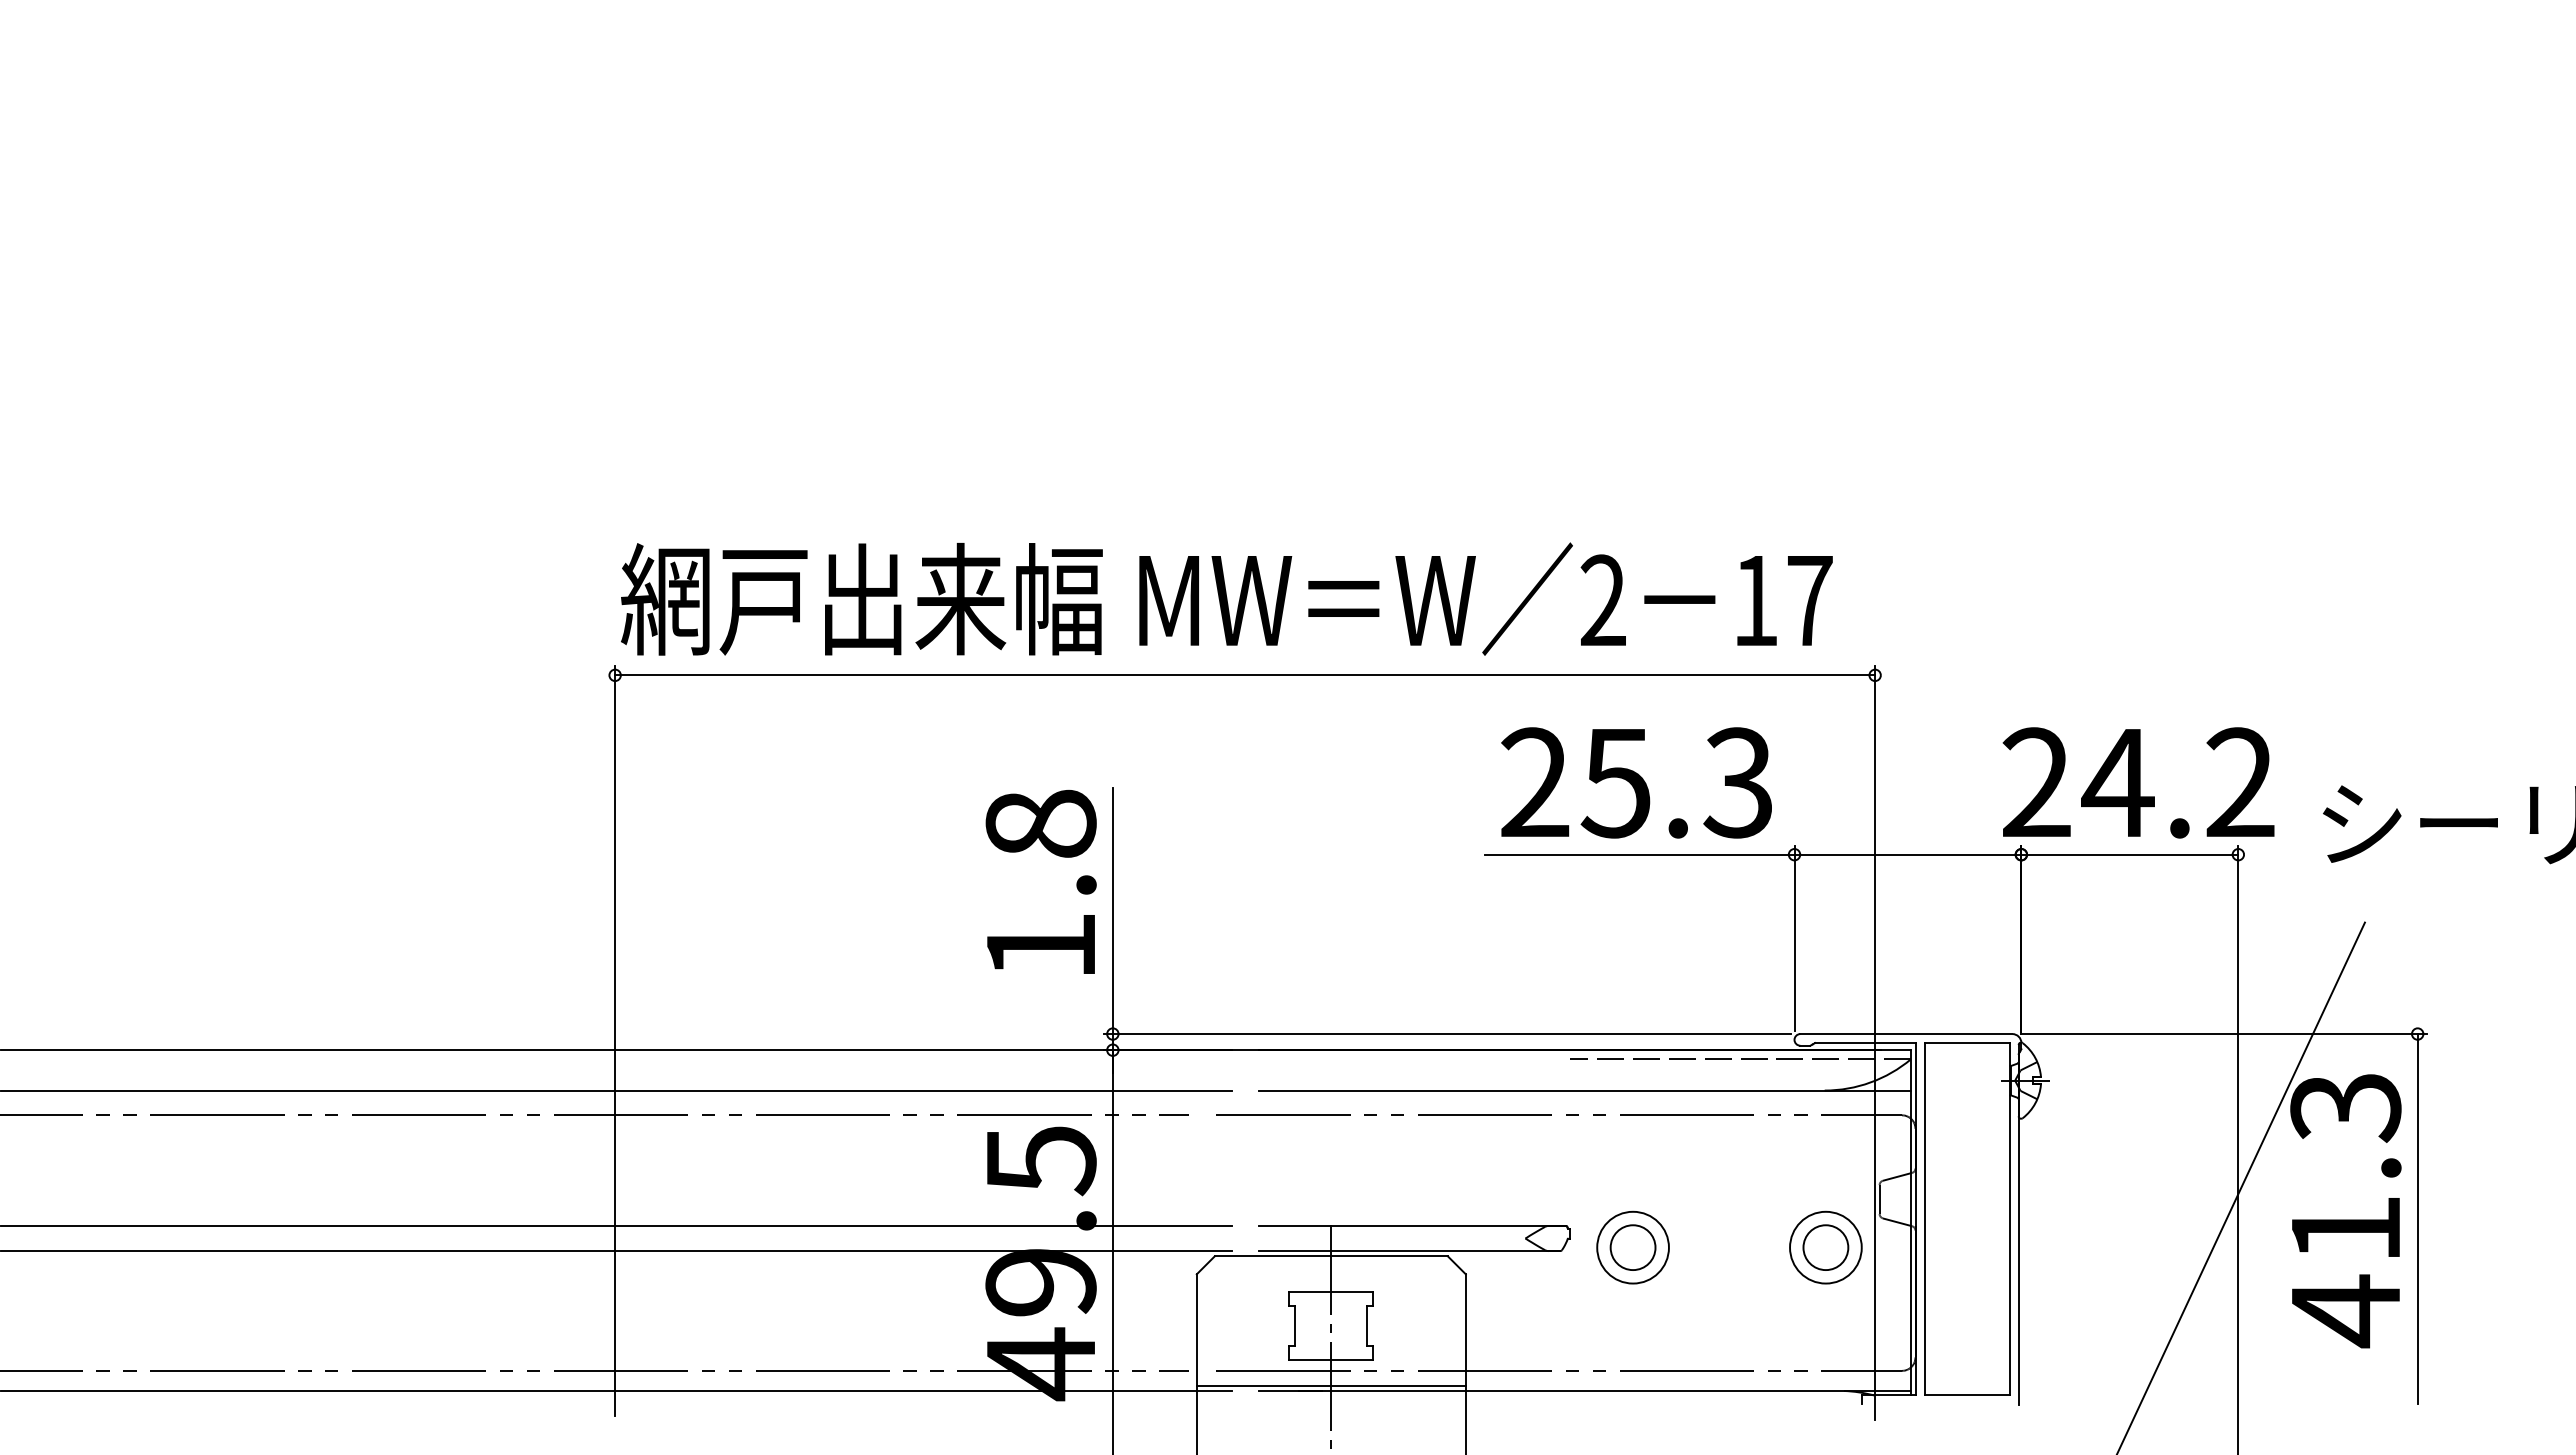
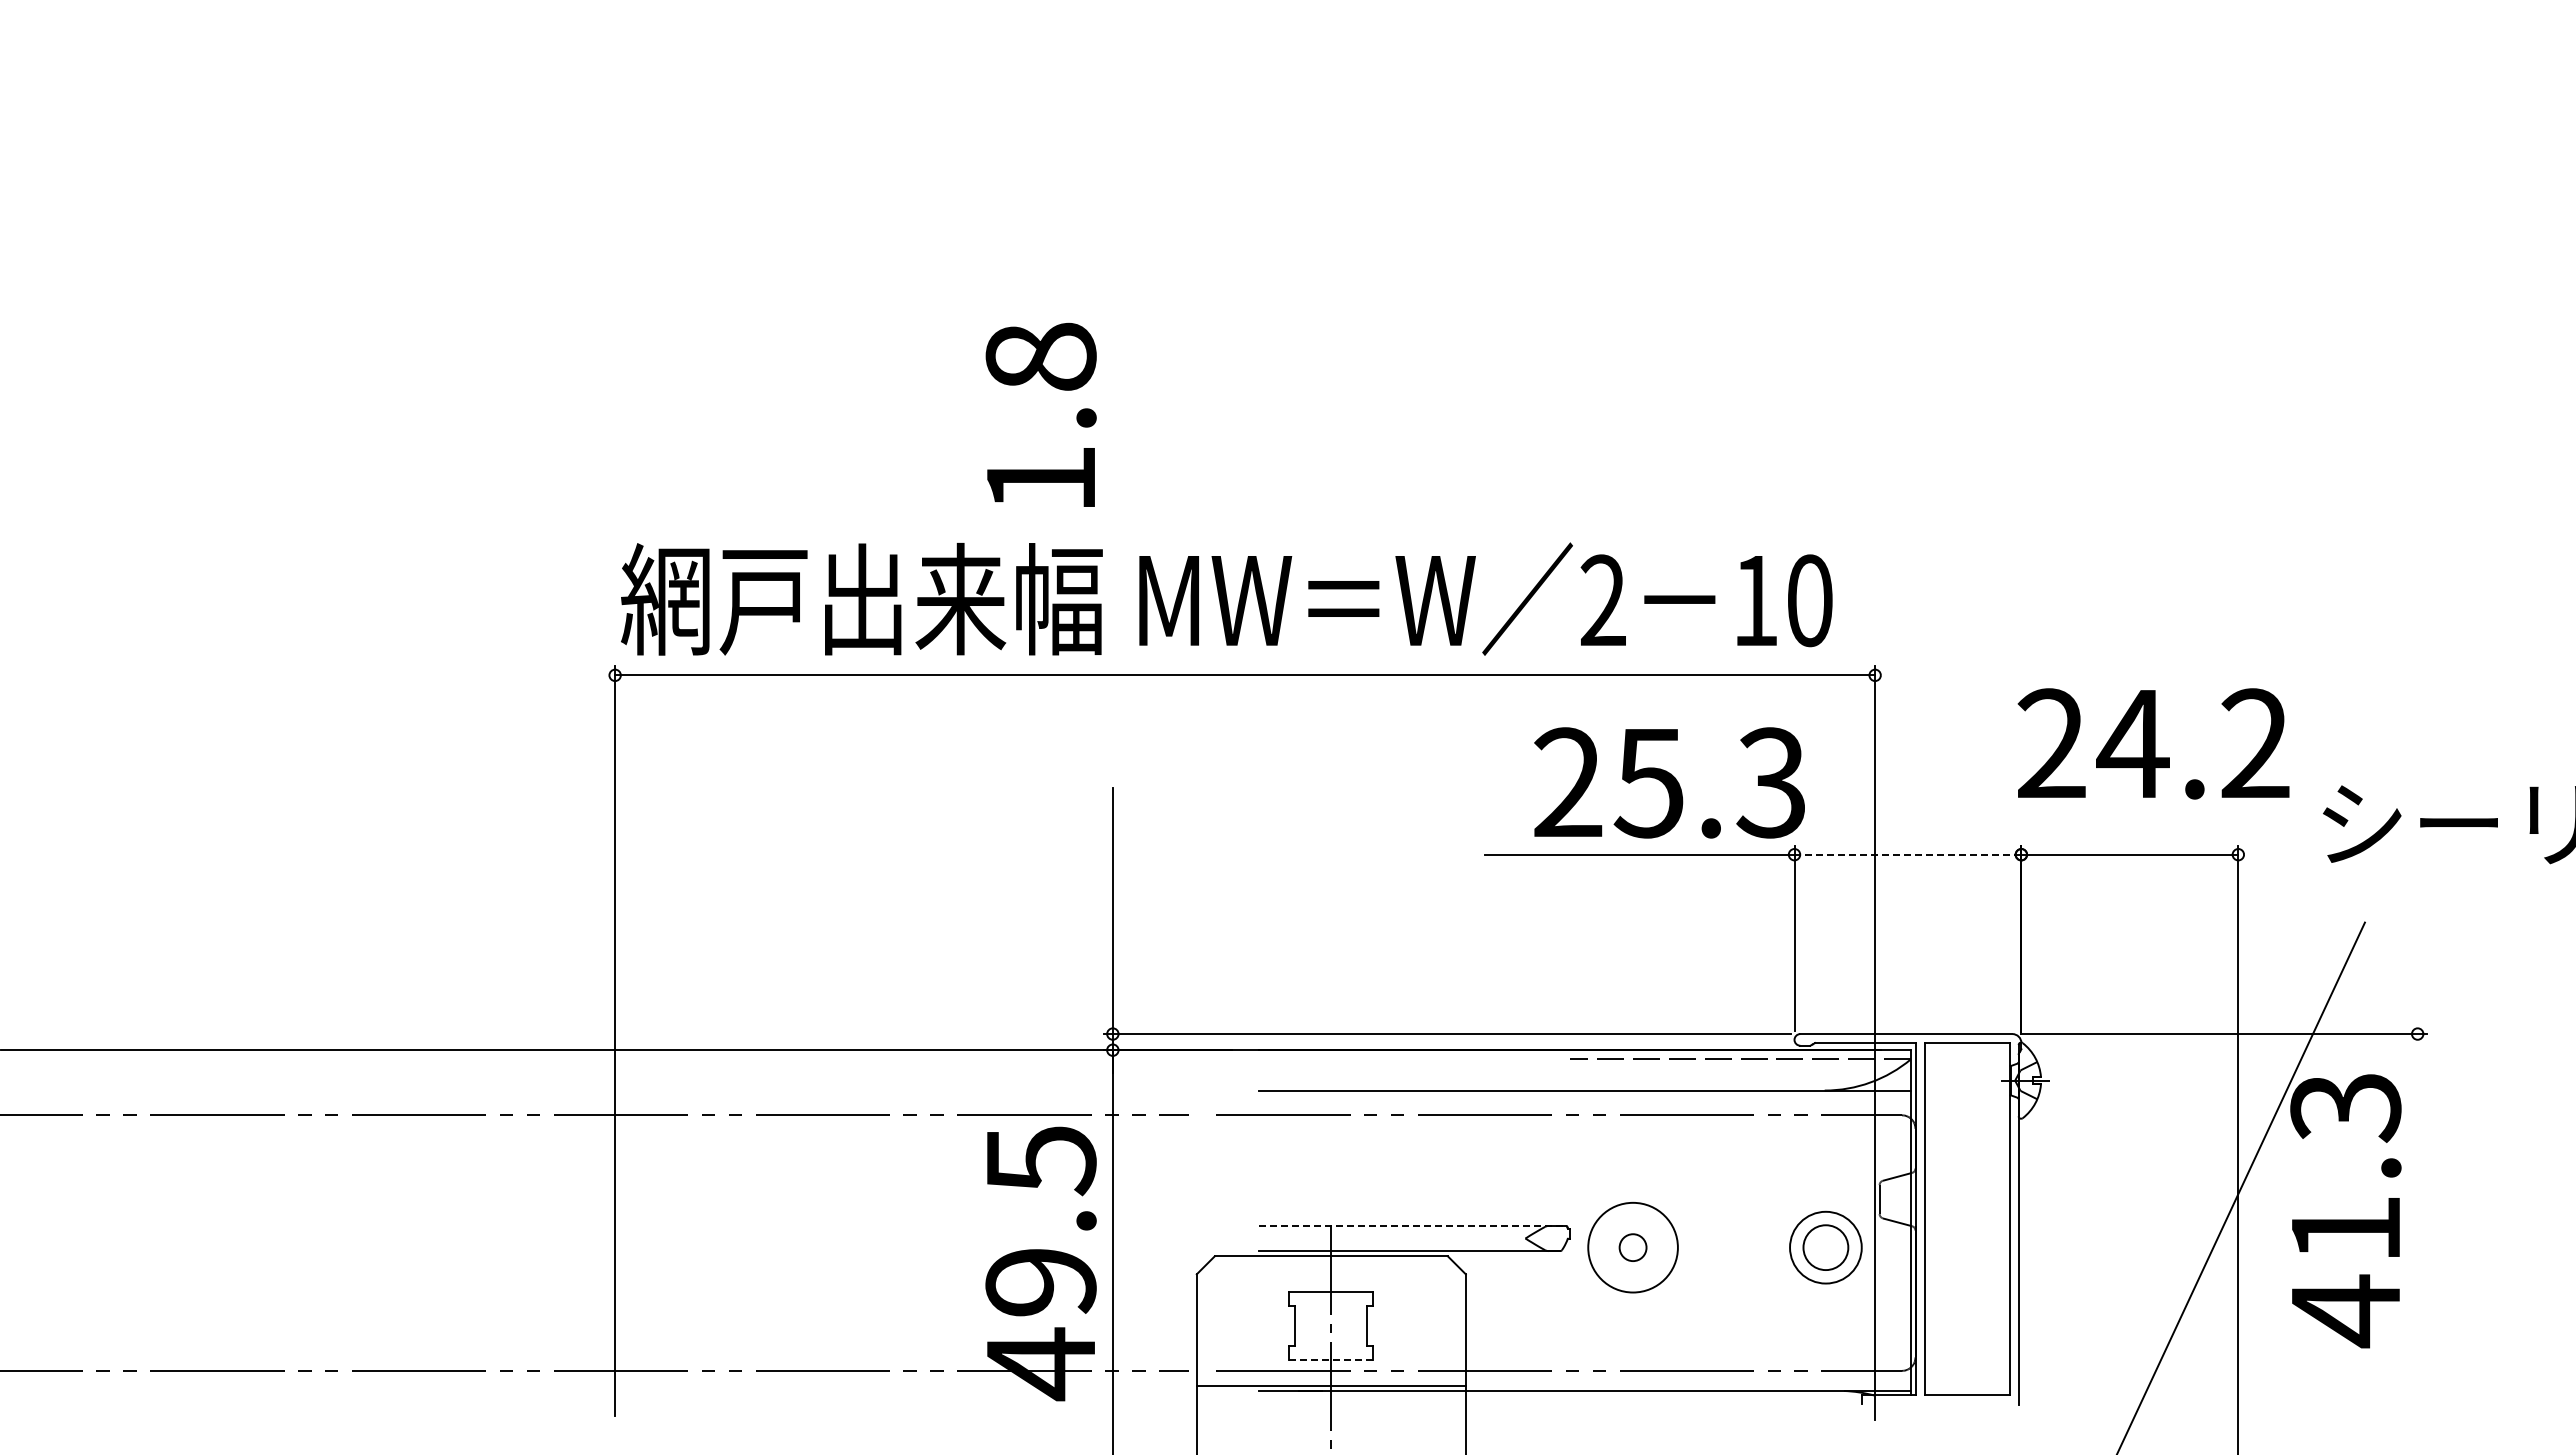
text: 17 -> 10 (1810, 600)
text position: (1636, 782) -> (1669, 782) (1669, 782)
text position: (2138, 782) -> (2153, 743) (2153, 743)
line: solid -> dashed (1907, 854)
text position: (1040, 881) -> (1040, 414) (1040, 414)
line: present -> none (616, 1090)
line: present -> none (2417, 1219)
line: present -> none (616, 1225)
line: solid -> dashed (1412, 1225)
circle diameter: 45 px -> 27 px (1632, 1247)
circle diameter: 72 px -> 90 px (1632, 1247)
line: present -> none (616, 1251)
line: solid -> dashed (1331, 1359)
line: present -> none (616, 1390)
